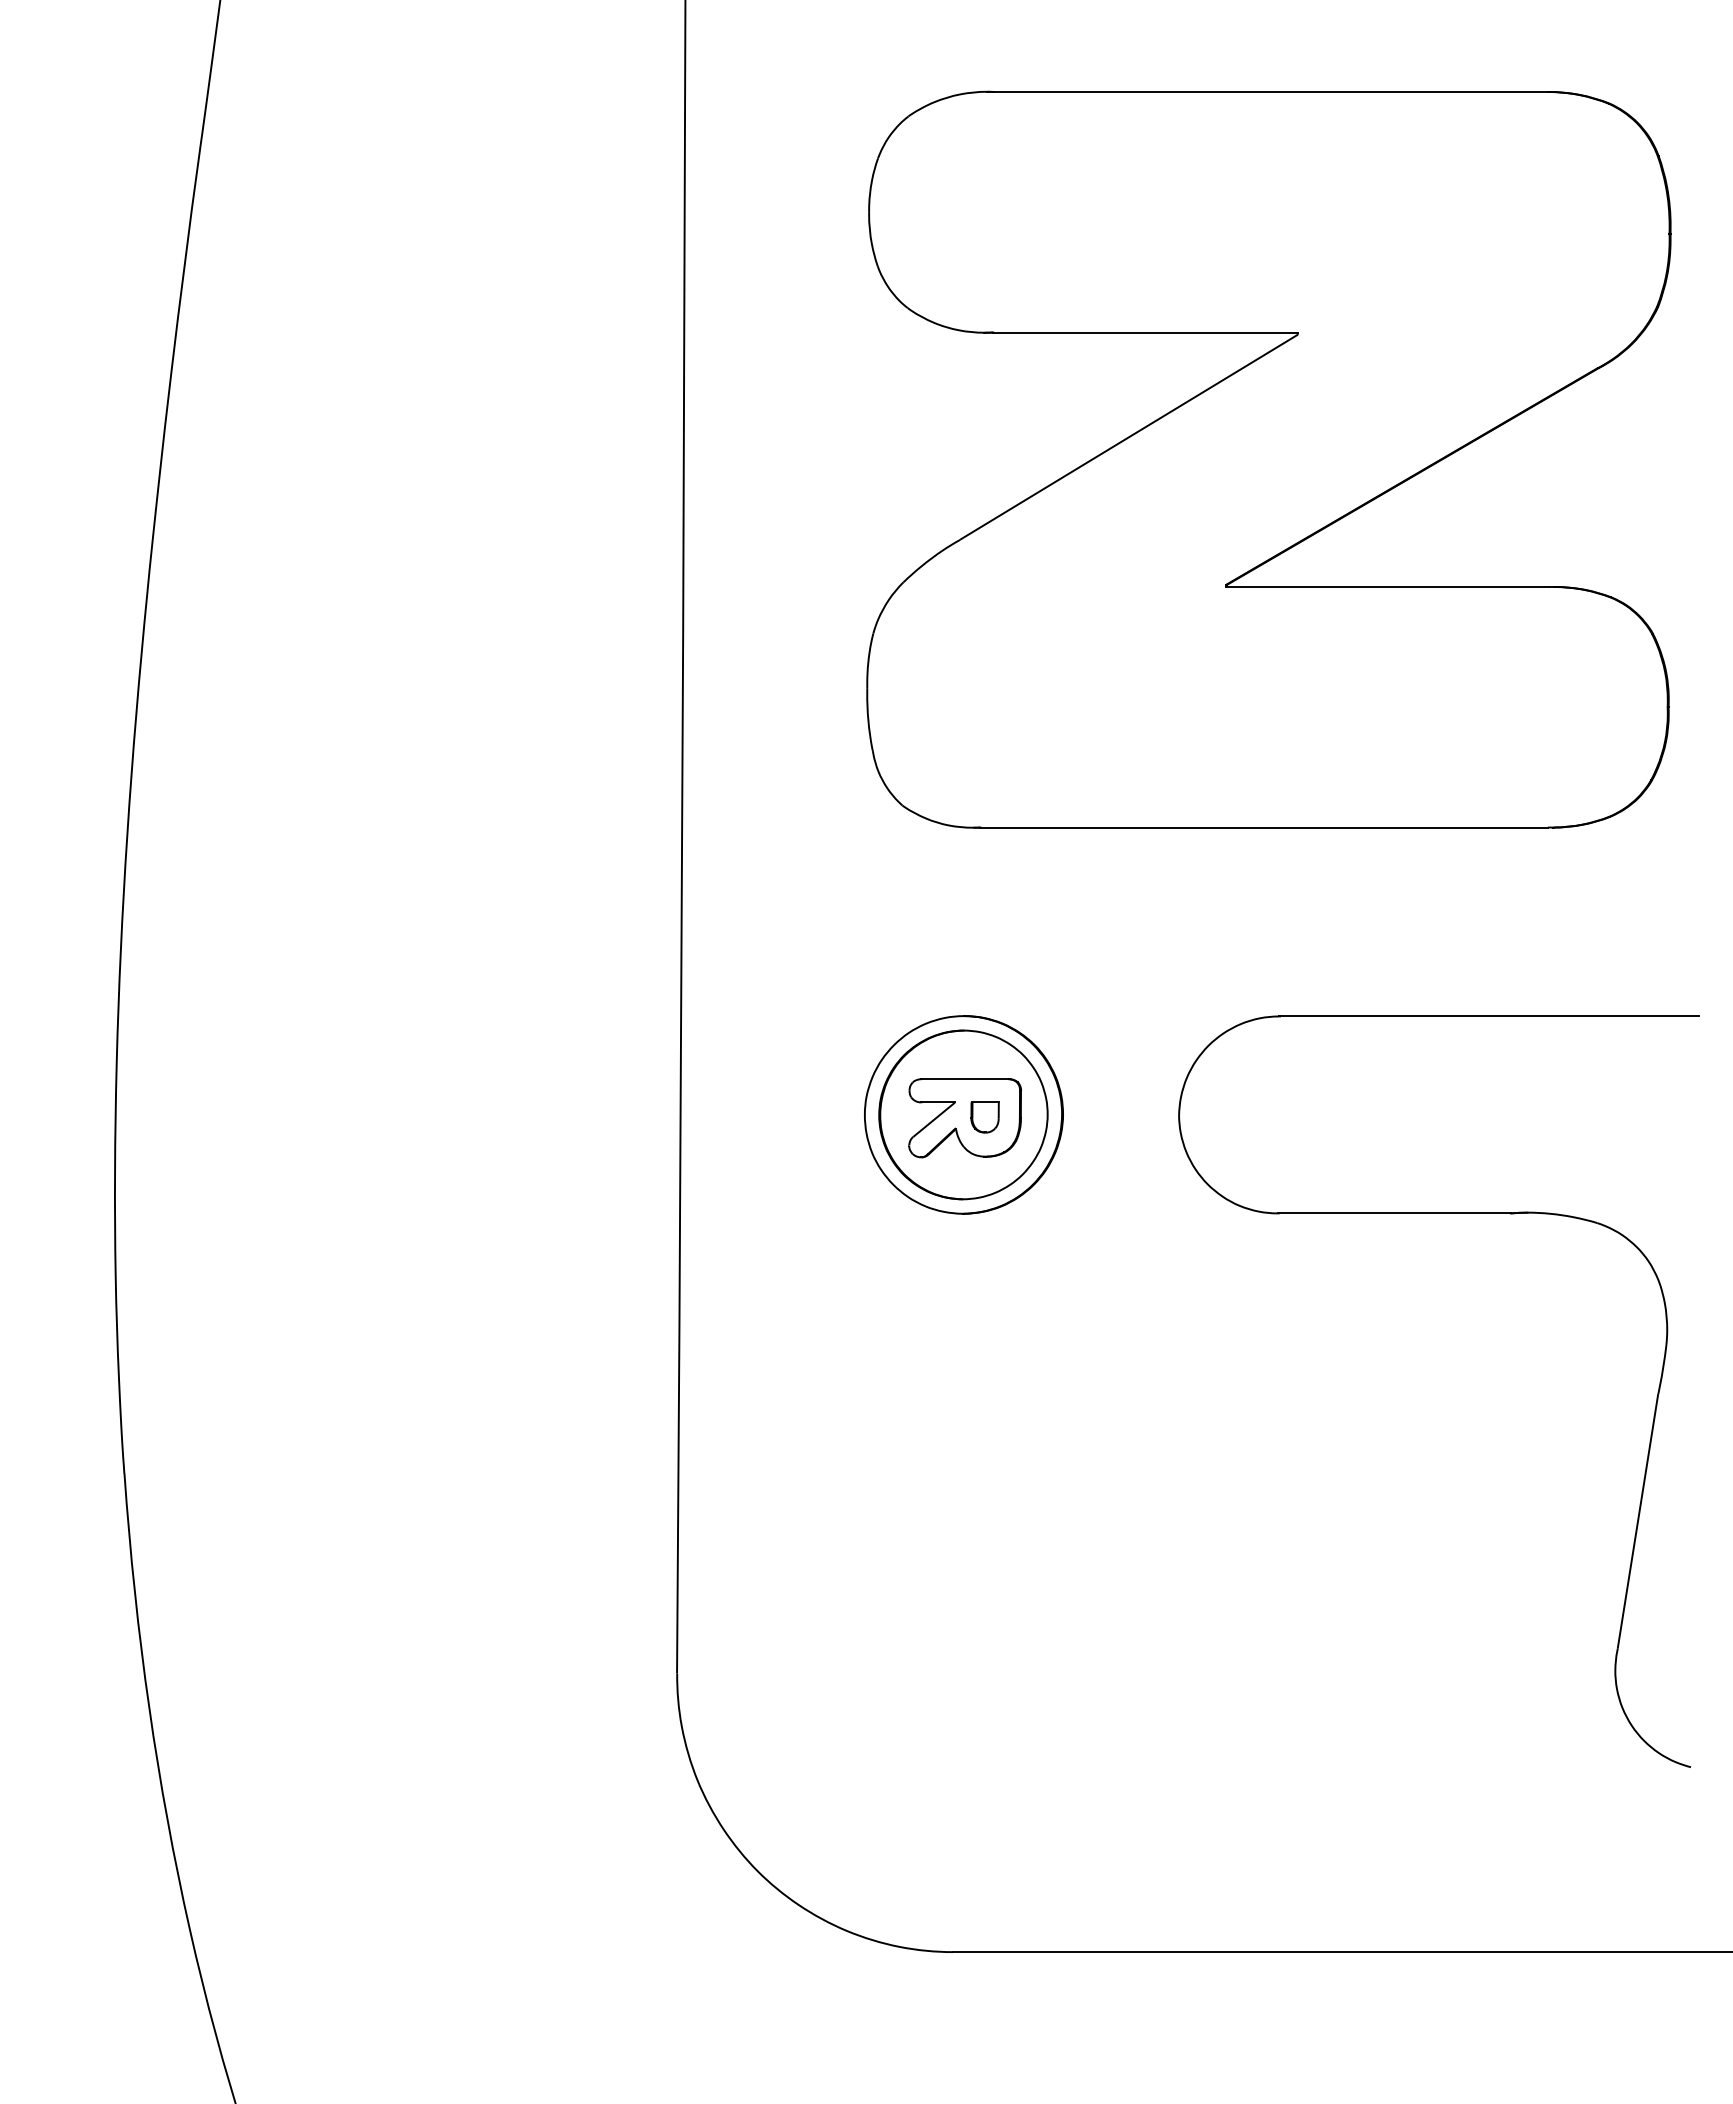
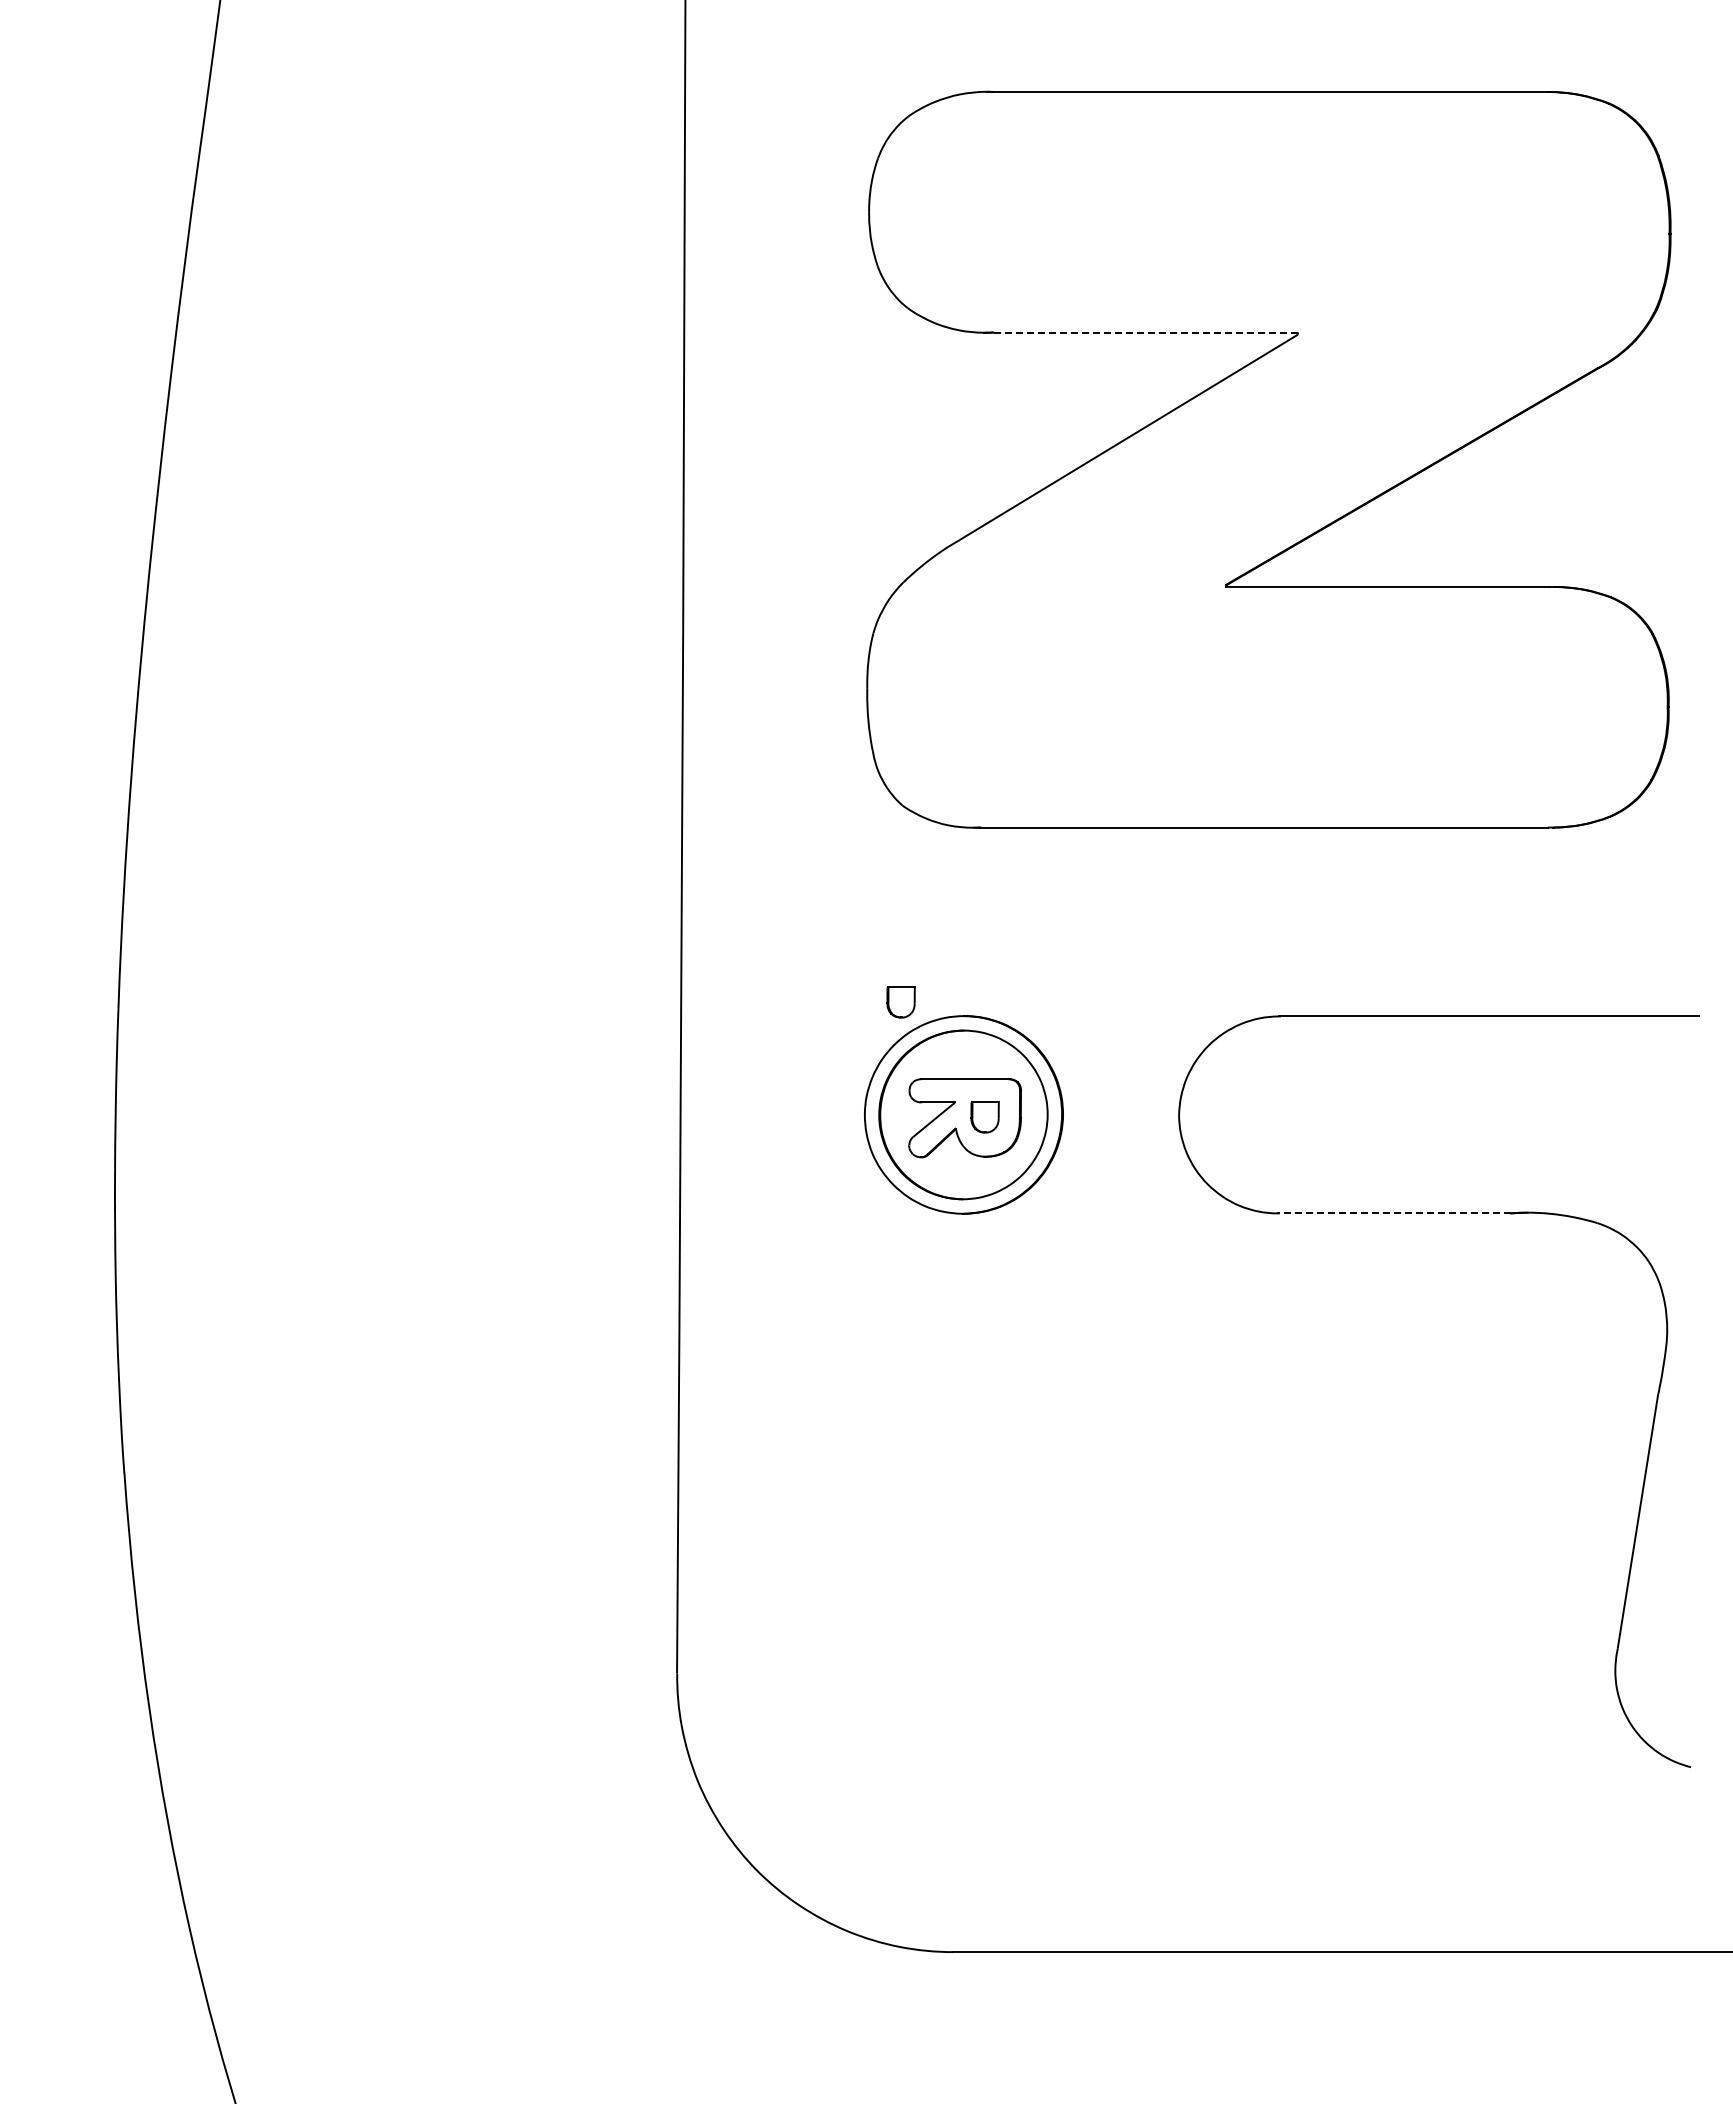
line: solid -> dashed (1145, 332)
part: none -> present (900, 1002)
line: solid -> dashed (1394, 1213)
